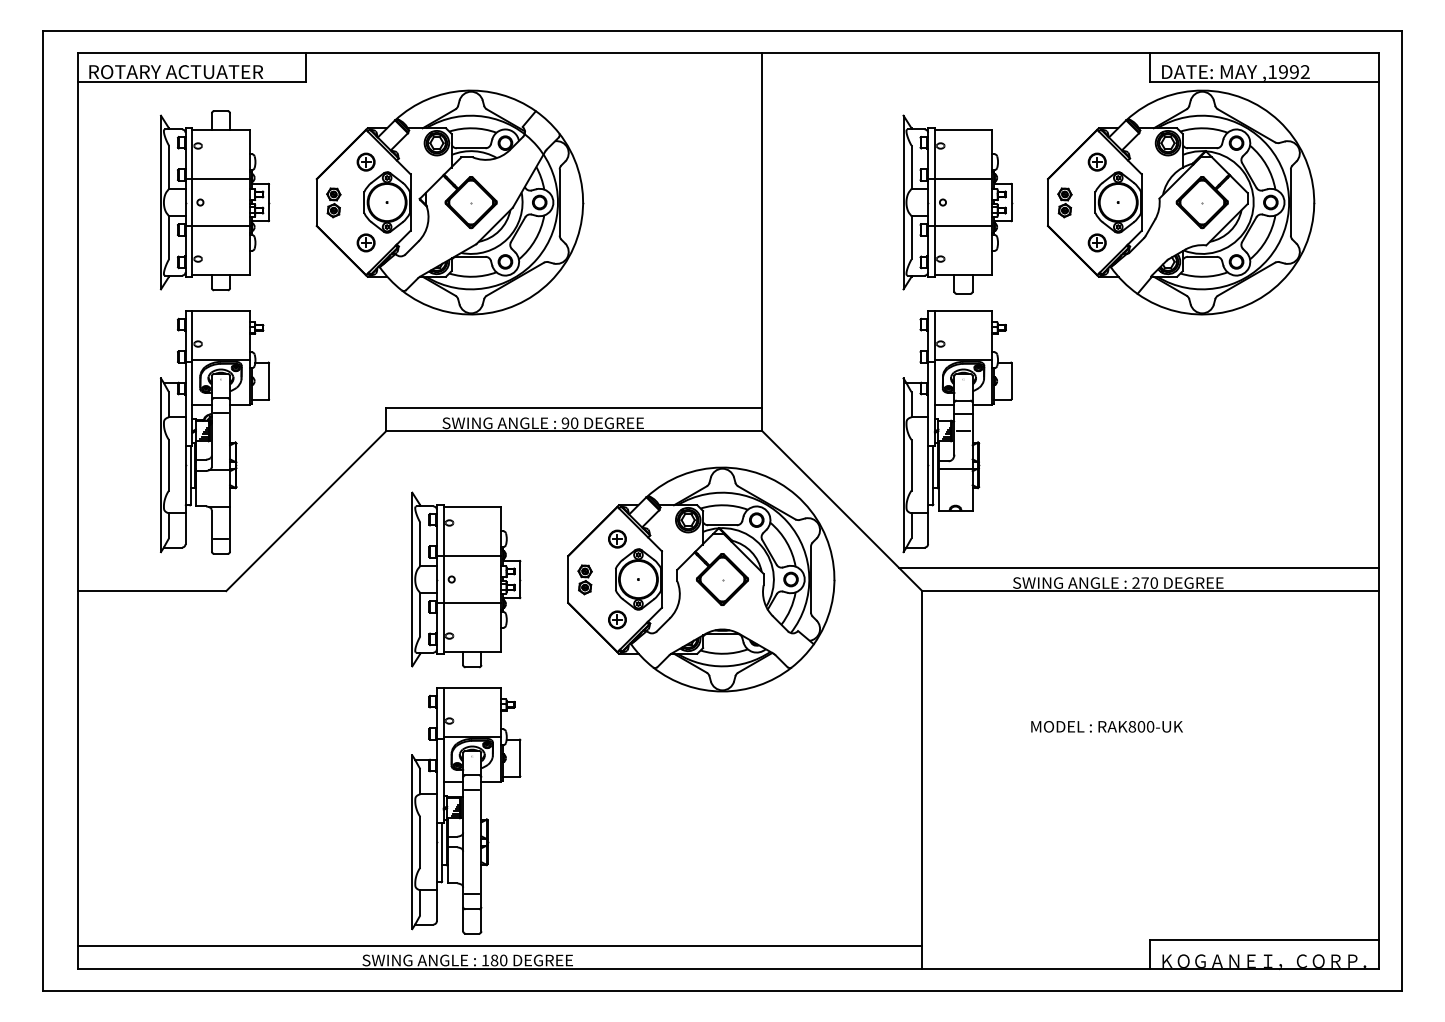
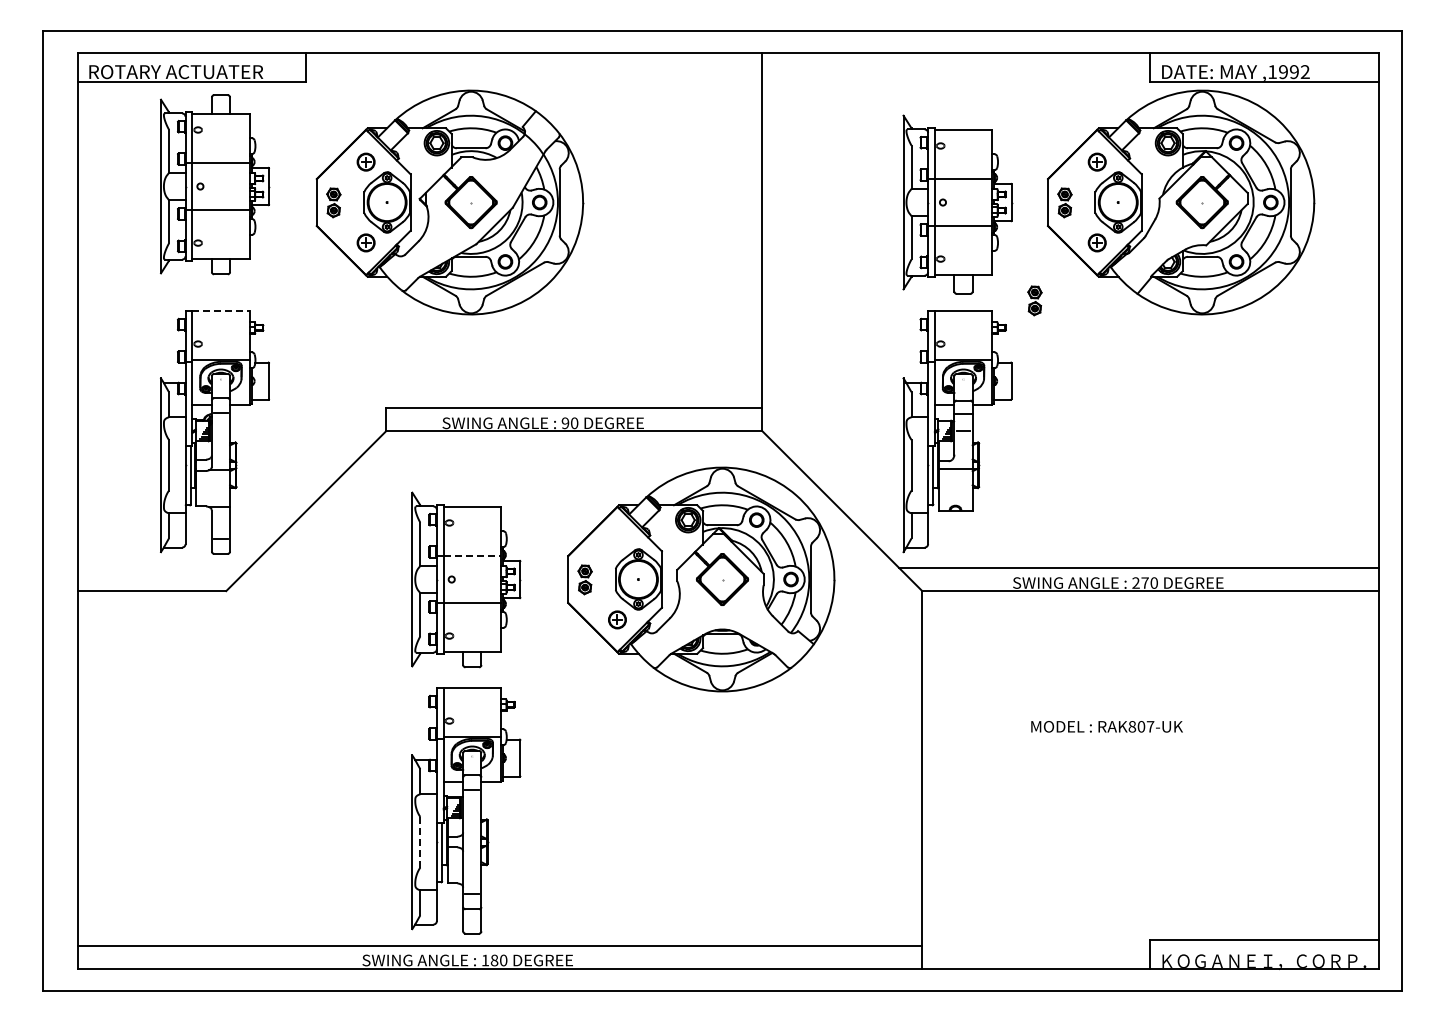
part position: (215, 200) -> (215, 184) (215, 184)
part: none -> present (1034, 300)
line: solid -> dashed (220, 311)
part: present -> none (617, 538)
line: solid -> dashed (472, 556)
text: RAK800-UK -> RAK807-UK (1150, 726)
line: solid -> dashed (420, 842)
